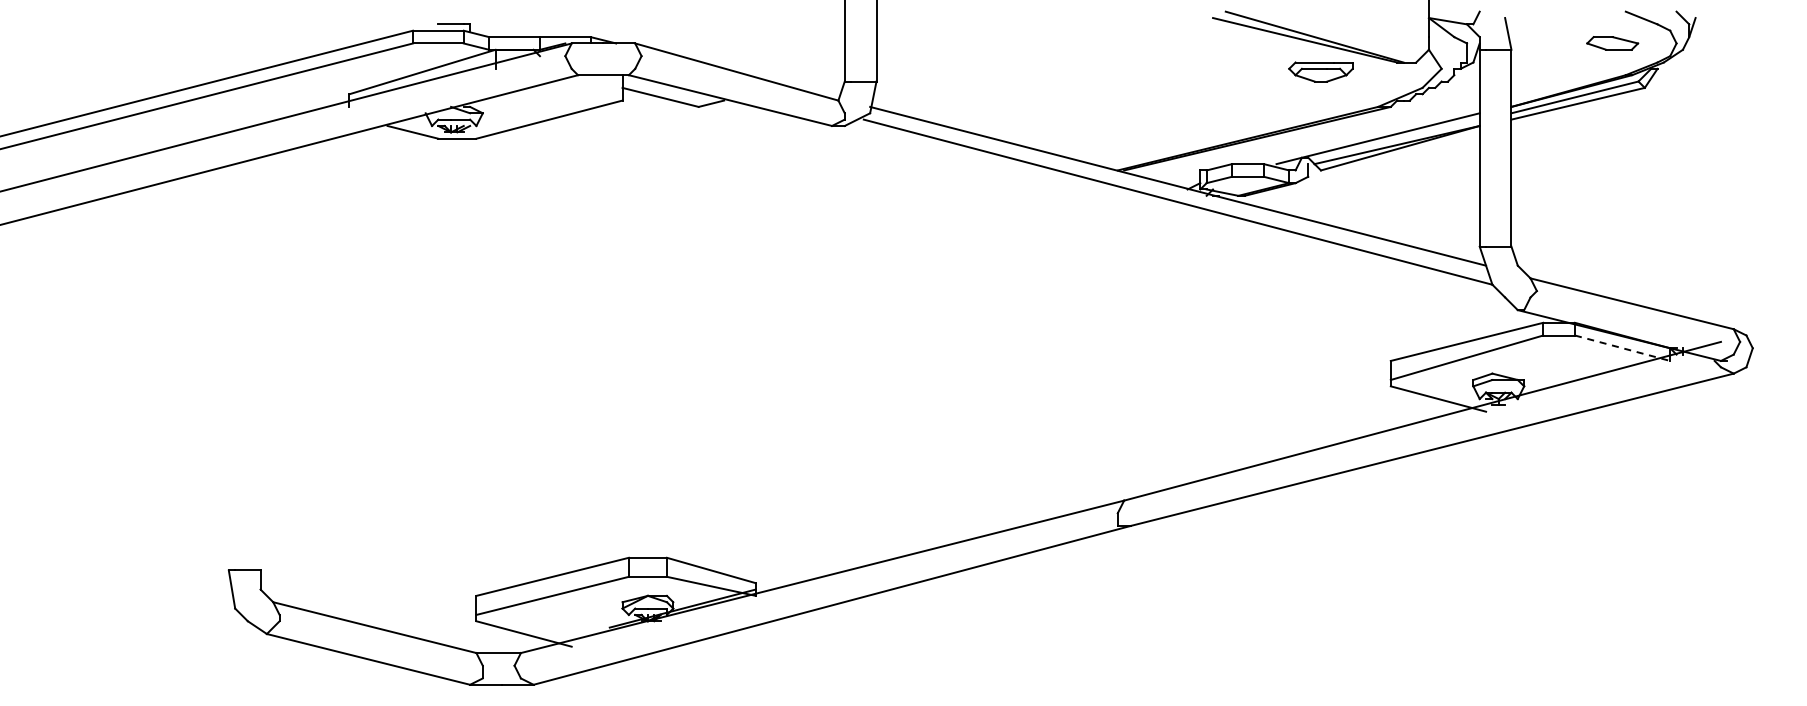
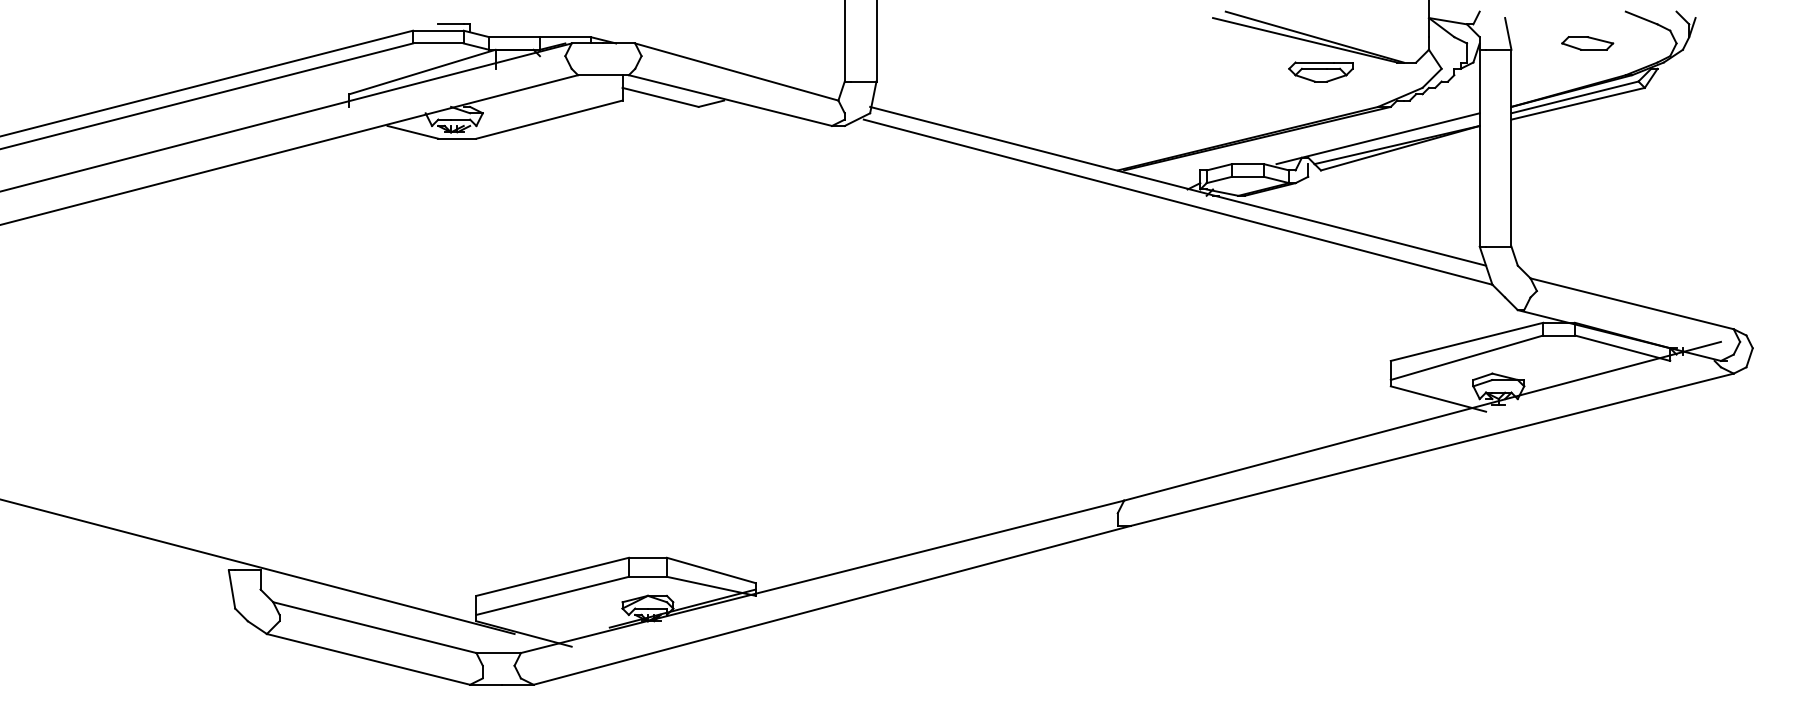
part position: (1612, 43) -> (1587, 43) (1587, 43)
line: dashed -> solid (1623, 348)
line: none -> present (258, 567)
